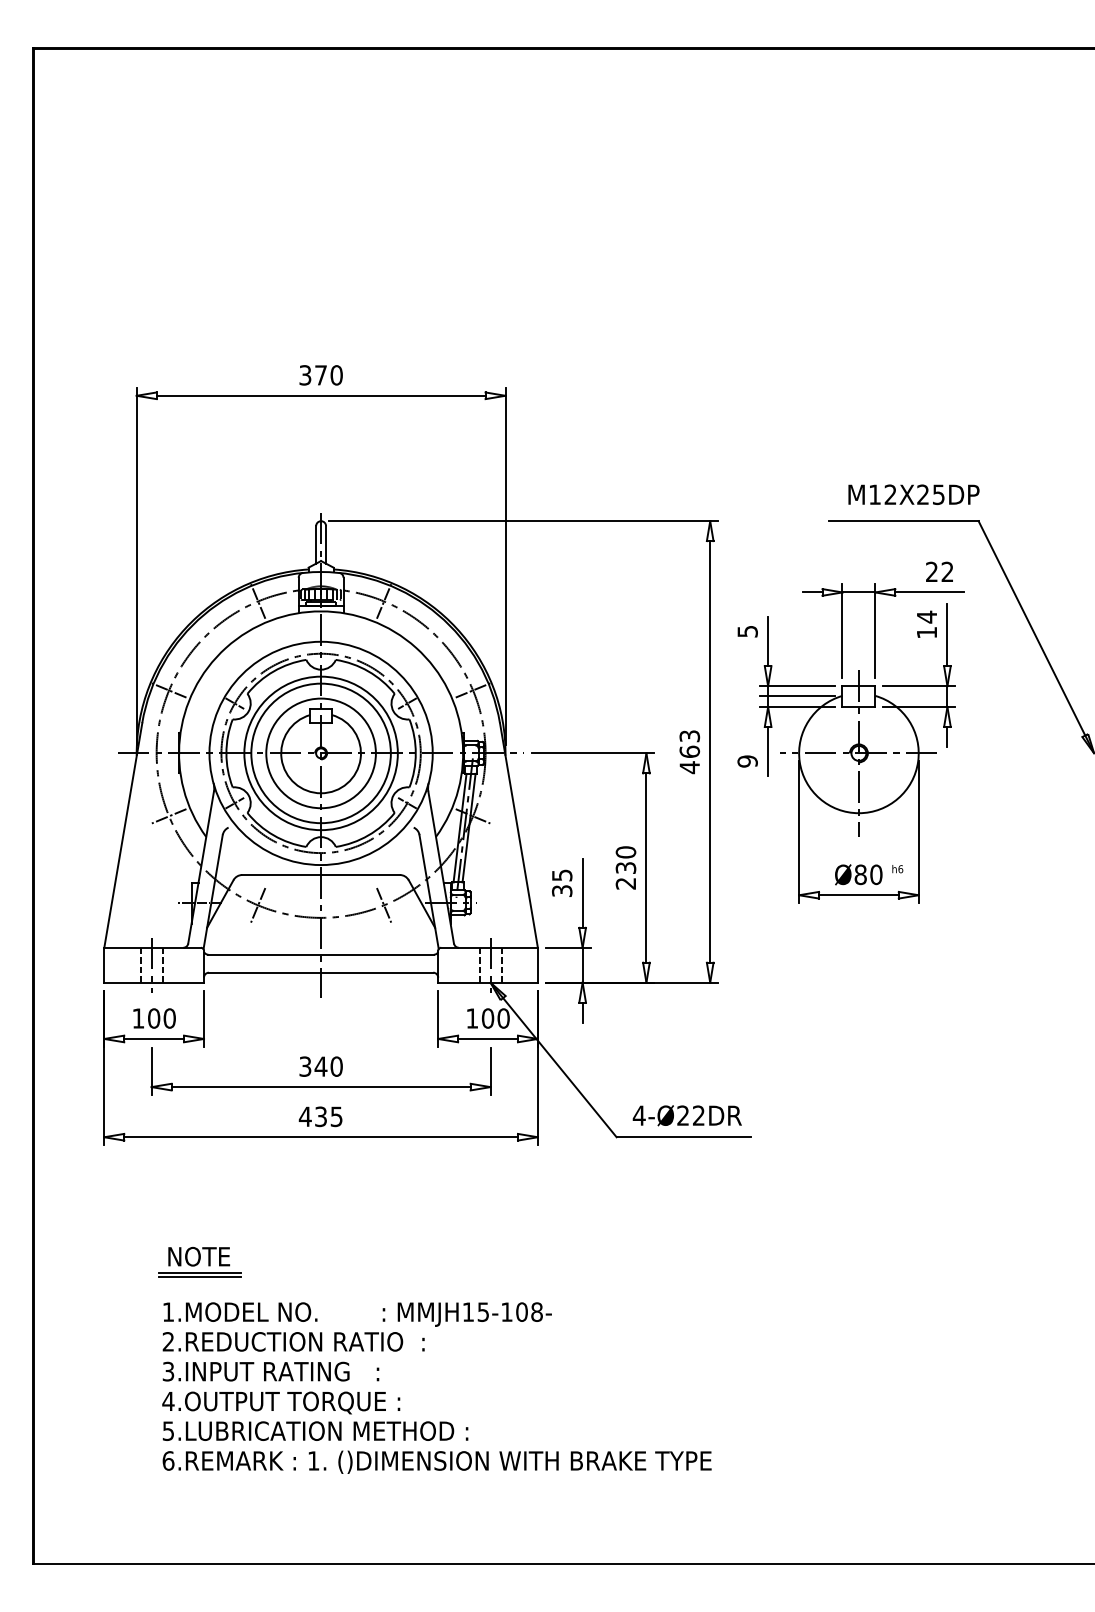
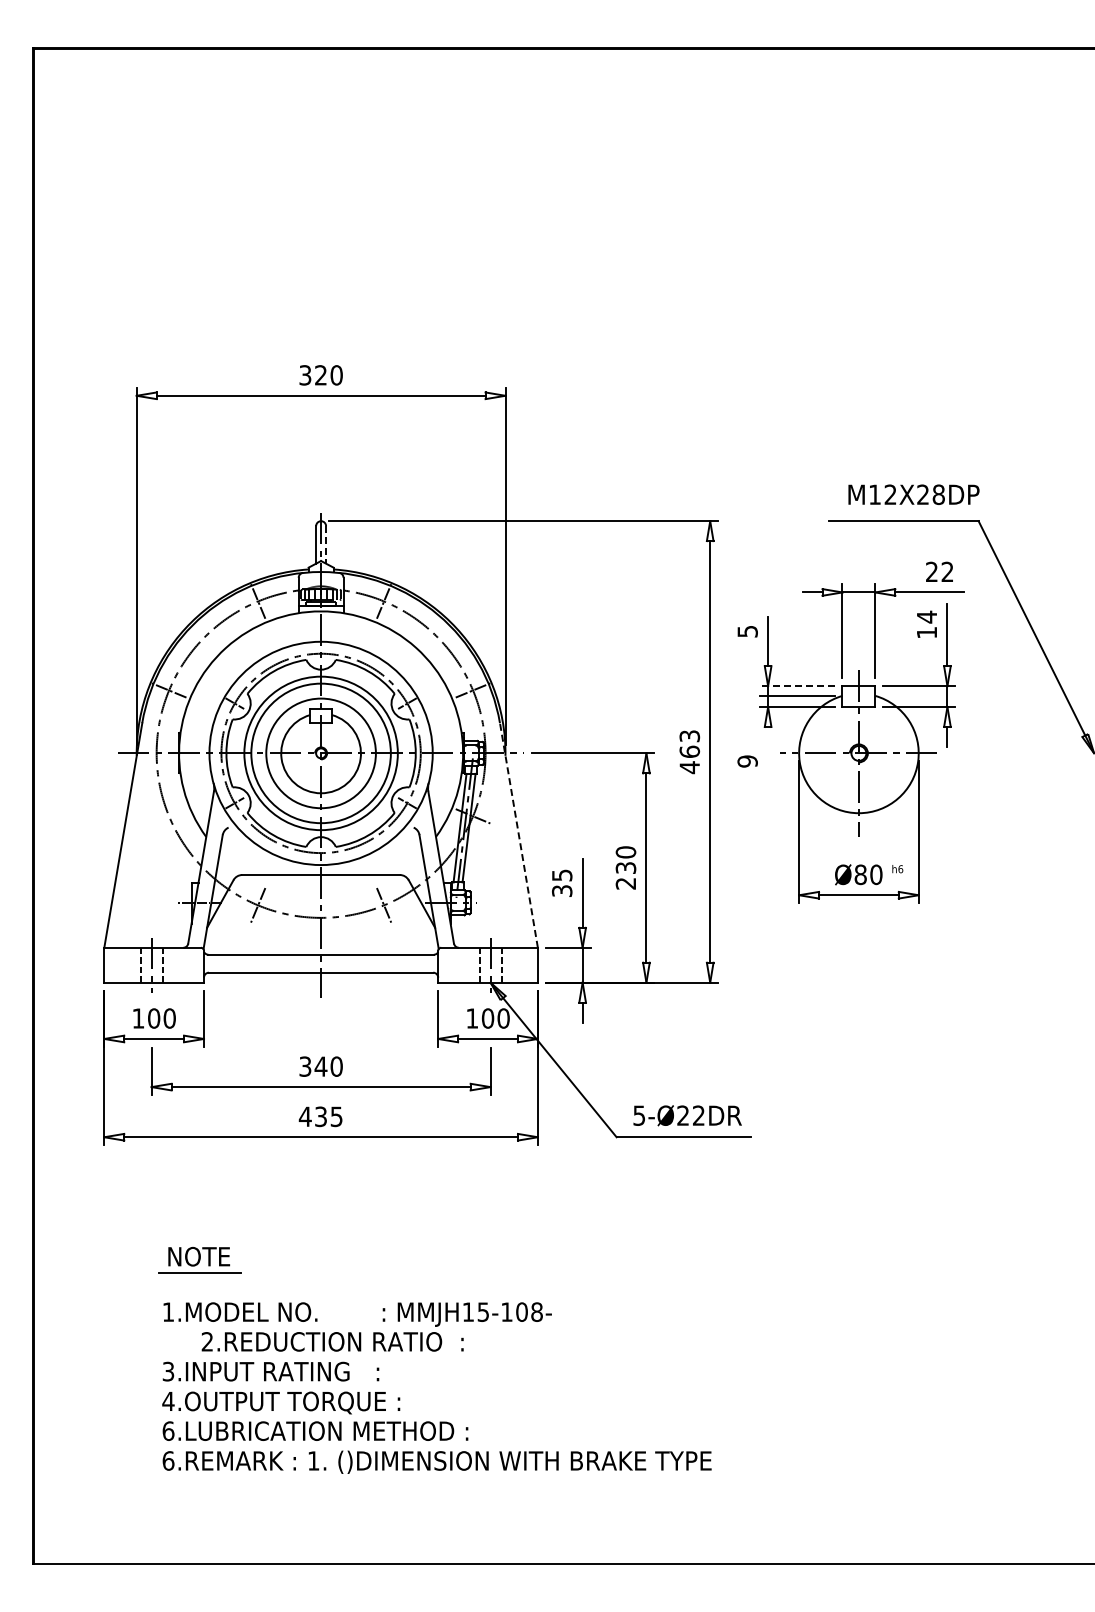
text: 370 -> 320 (320, 375)
text: M12X25DP -> M12X28DP (938, 494)
line: solid -> dashed (326, 544)
line: solid -> dashed (796, 686)
line: present -> none (768, 751)
line: present -> none (168, 816)
line: solid -> dashed (518, 835)
text: 4-Ø22DR -> 5-Ø22DR (638, 1115)
line: present -> none (199, 1276)
text position: (293, 1341) -> (332, 1341) (332, 1341)
text: 5.LUBRICATION -> 6.LUBRICATION (168, 1431)
